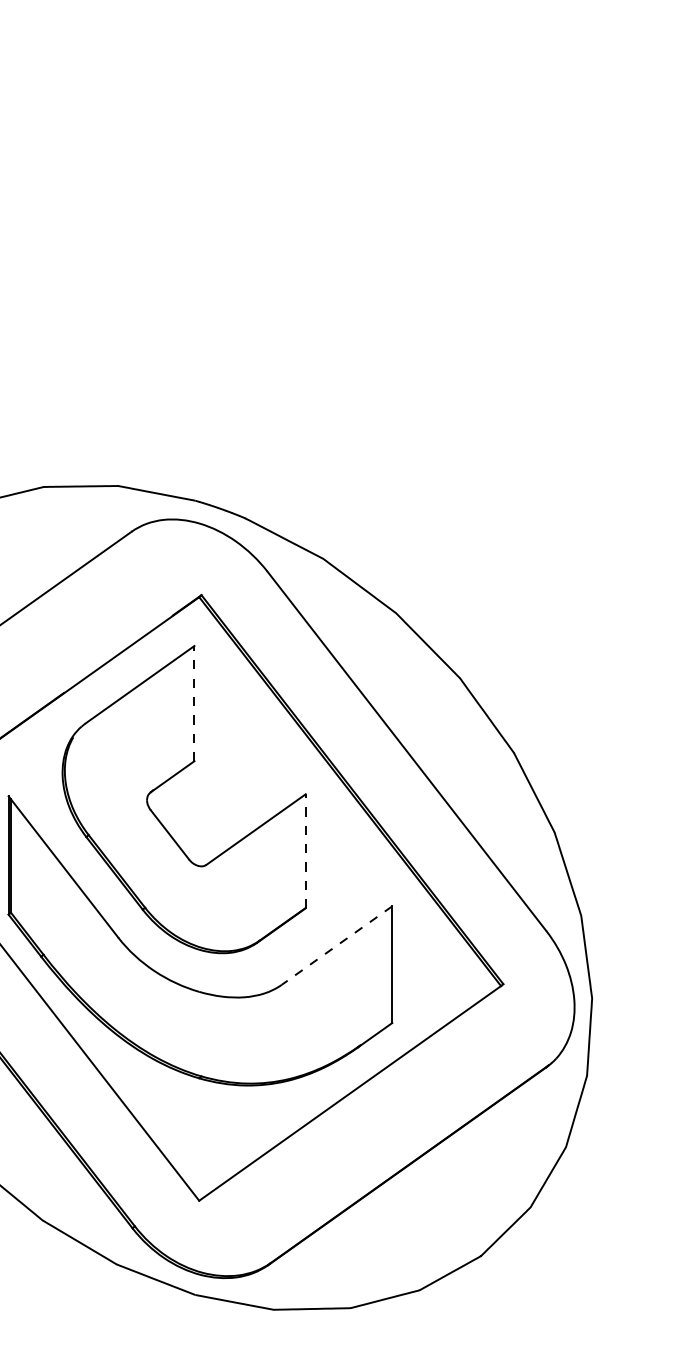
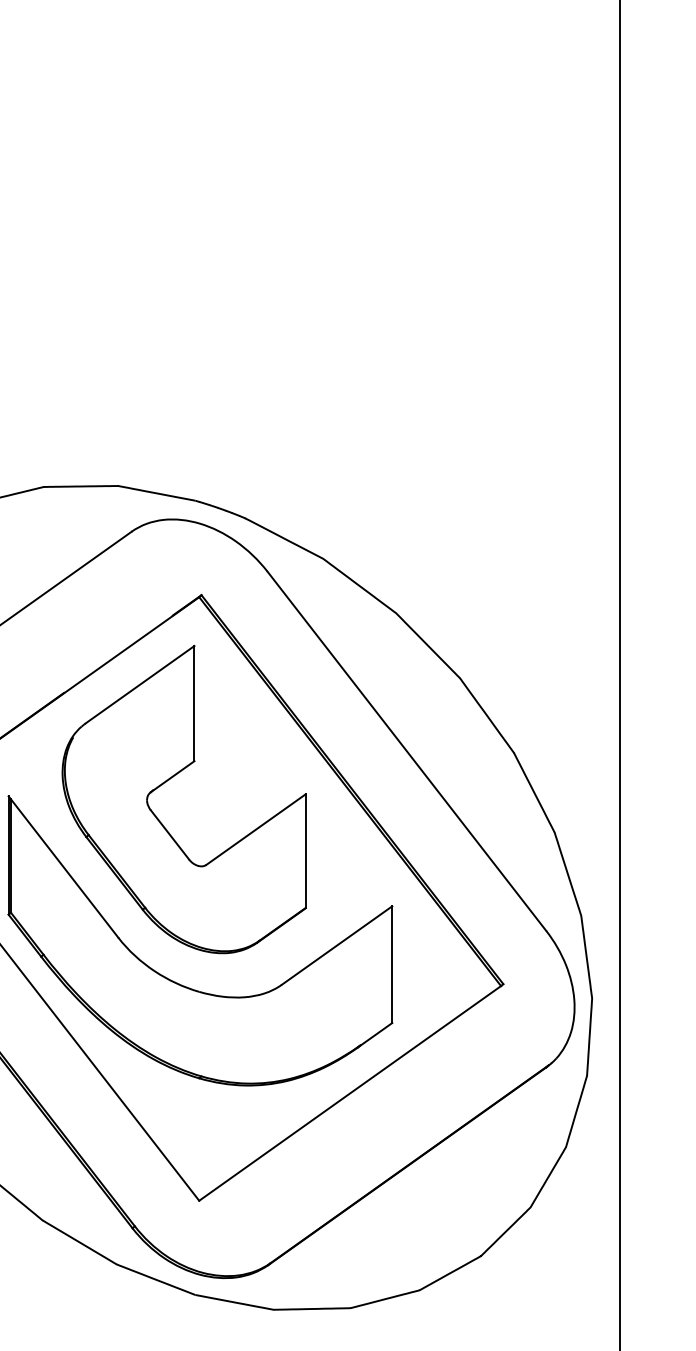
line: none -> present (620, 674)
line: dashed -> solid (194, 703)
line: dashed -> solid (305, 850)
line: dashed -> solid (337, 945)
